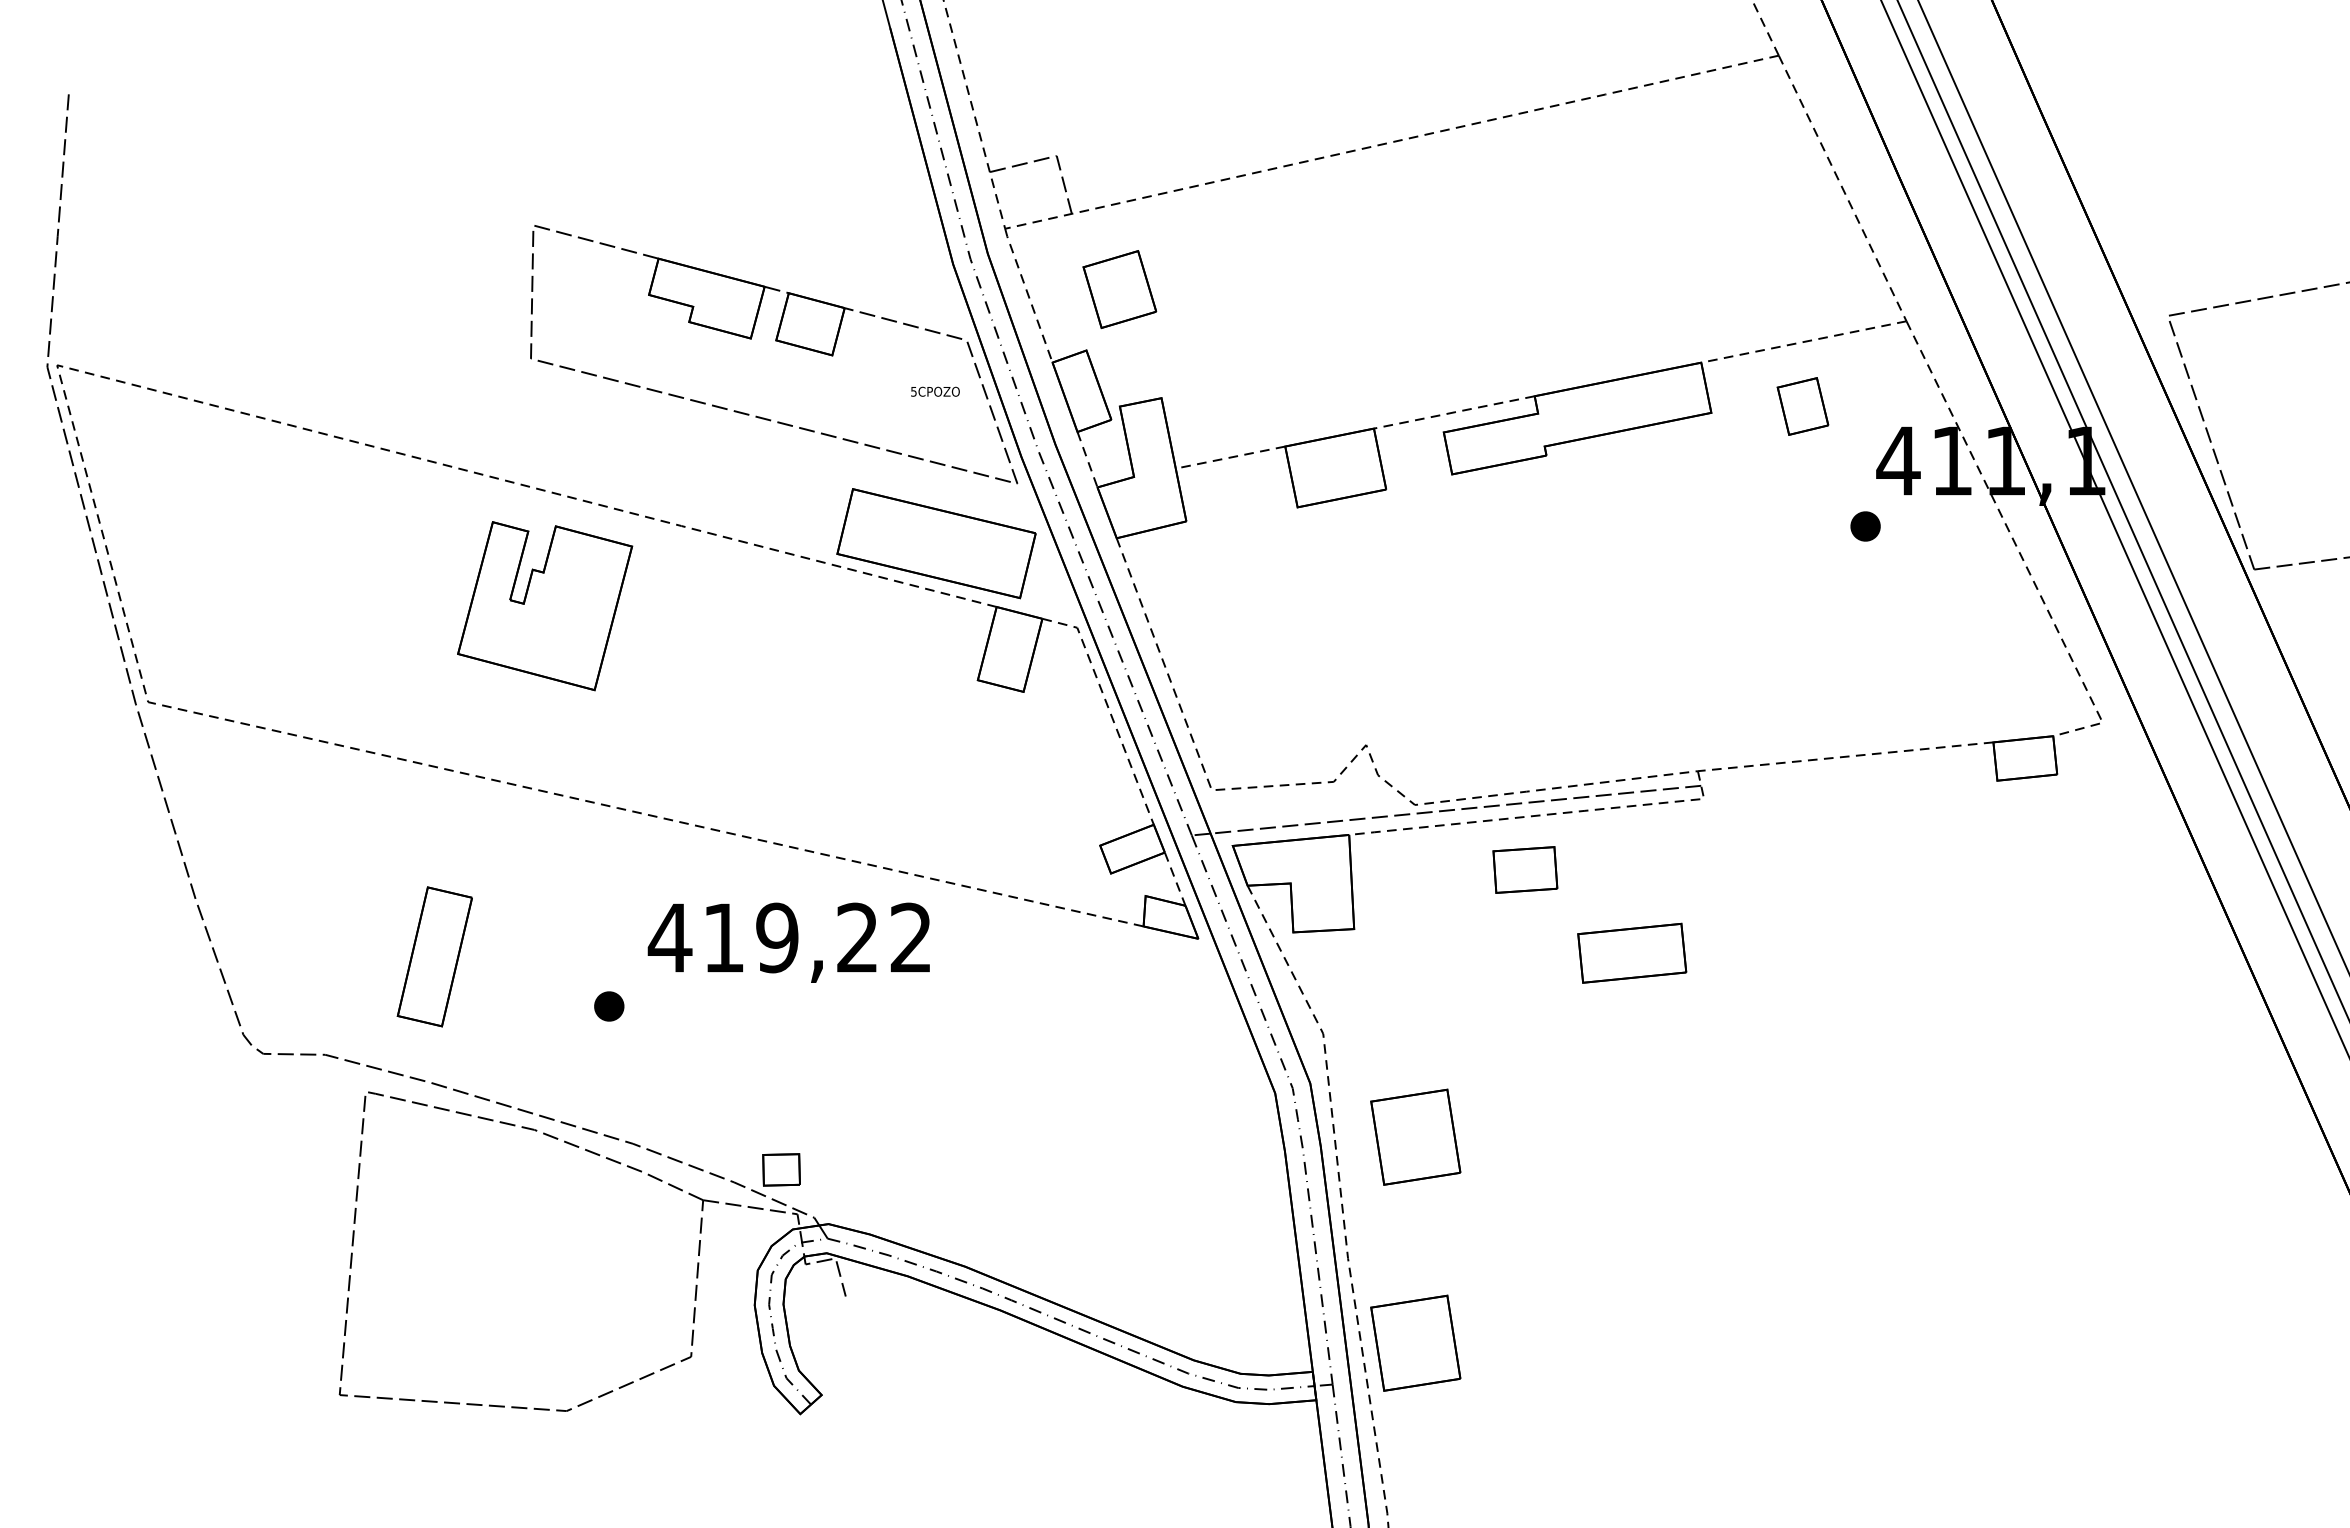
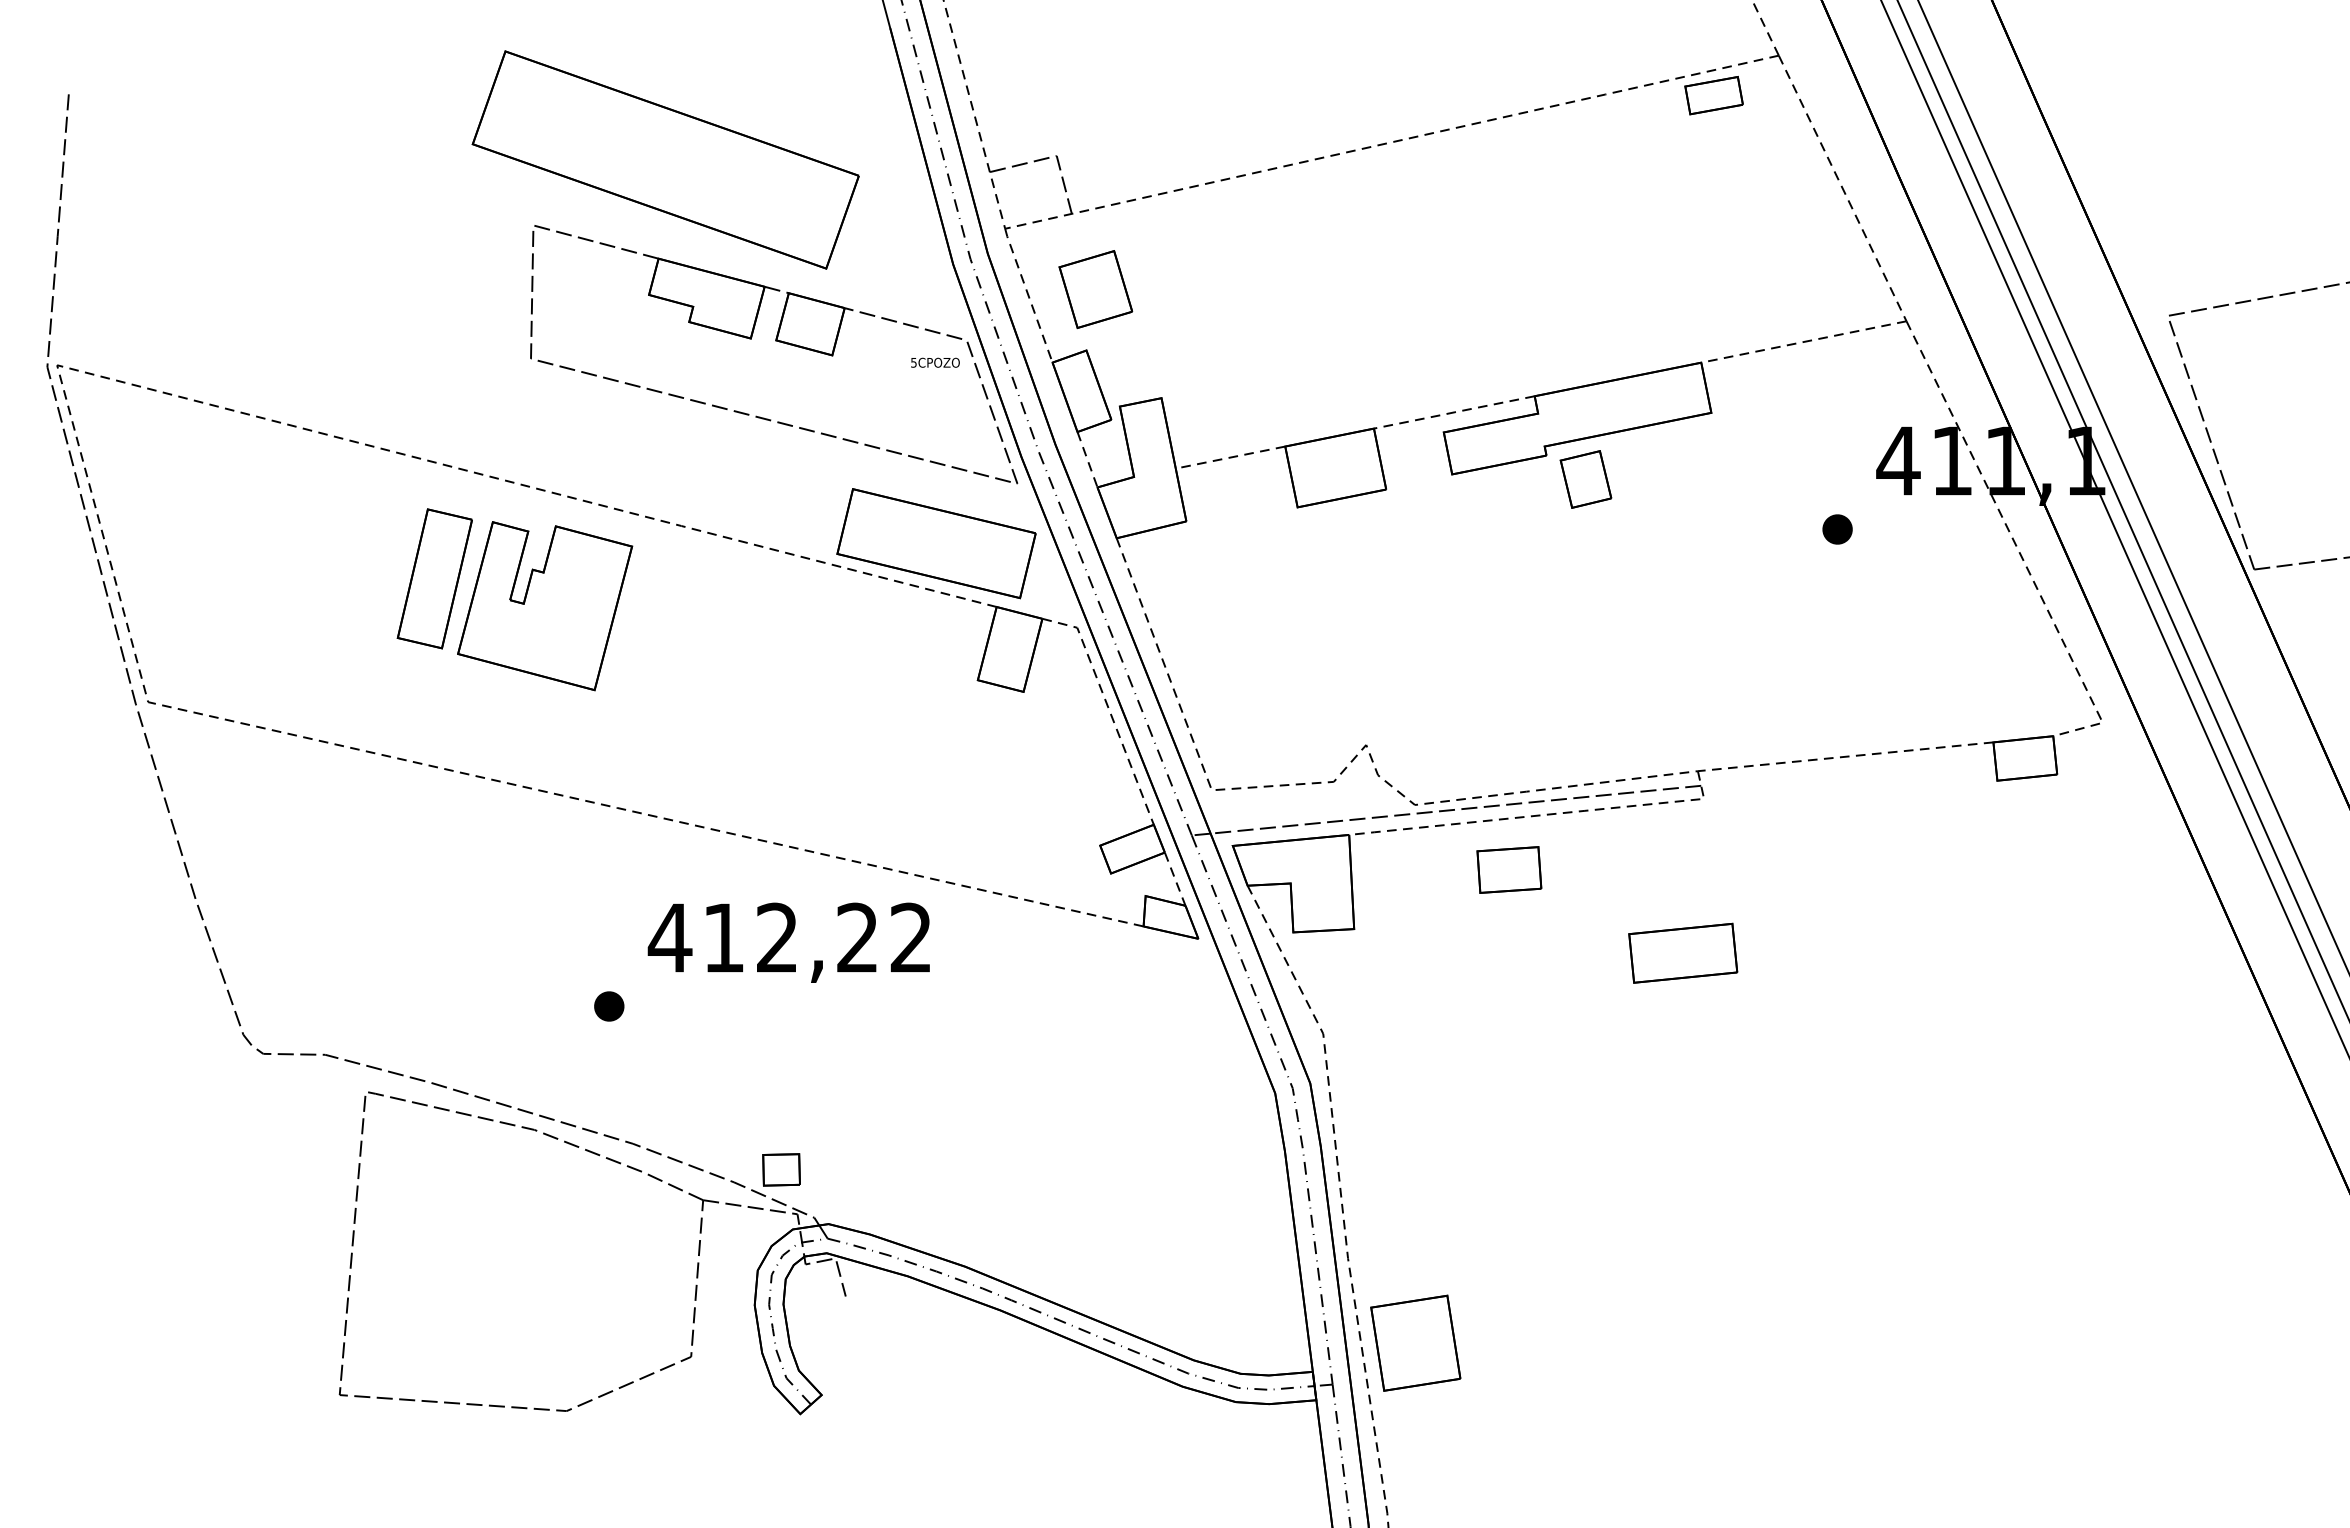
part: none -> present (1713, 95)
part: none -> present (665, 159)
part position: (1119, 289) -> (1095, 289) (1095, 289)
text position: (935, 391) -> (935, 362) (935, 362)
part position: (1802, 406) -> (1585, 479) (1585, 479)
part position: (1865, 526) -> (1837, 529) (1837, 529)
part position: (1525, 869) -> (1509, 869) (1509, 869)
text: 419,22 -> 412,22 (777, 937)
part position: (1632, 952) -> (1683, 952) (1683, 952)
part position: (434, 956) -> (434, 578) (434, 578)
part: present -> none (1415, 1136)
